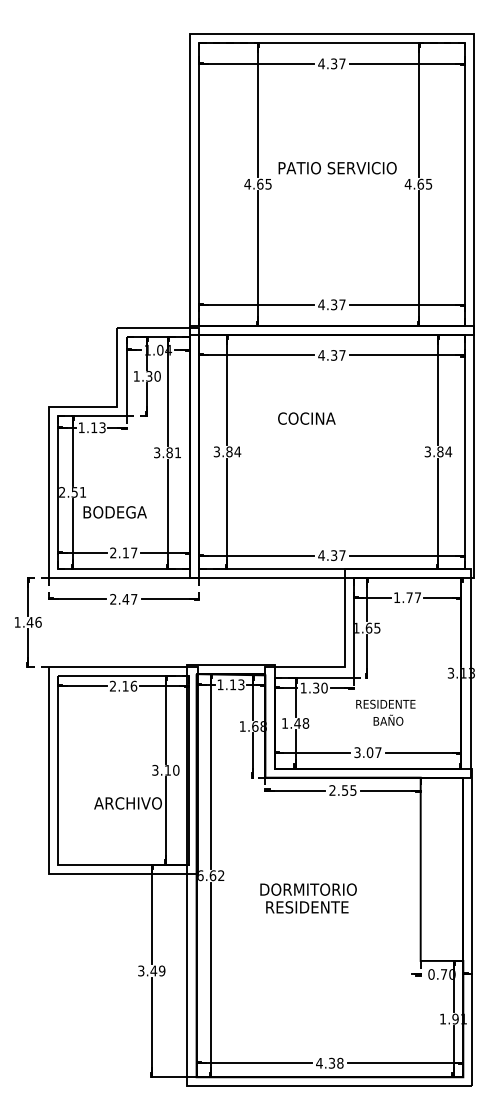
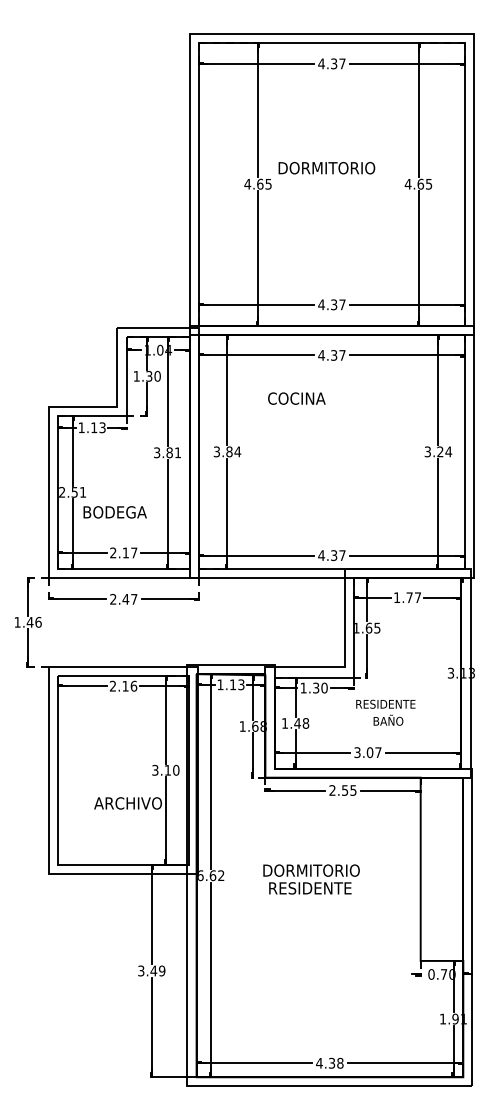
text: PATIO SERVICIO -> DORMITORIO (338, 168)
text position: (306, 418) -> (296, 398) (296, 398)
text: 3.84 -> 3.24 (440, 451)
text position: (308, 898) -> (311, 879) (311, 879)
